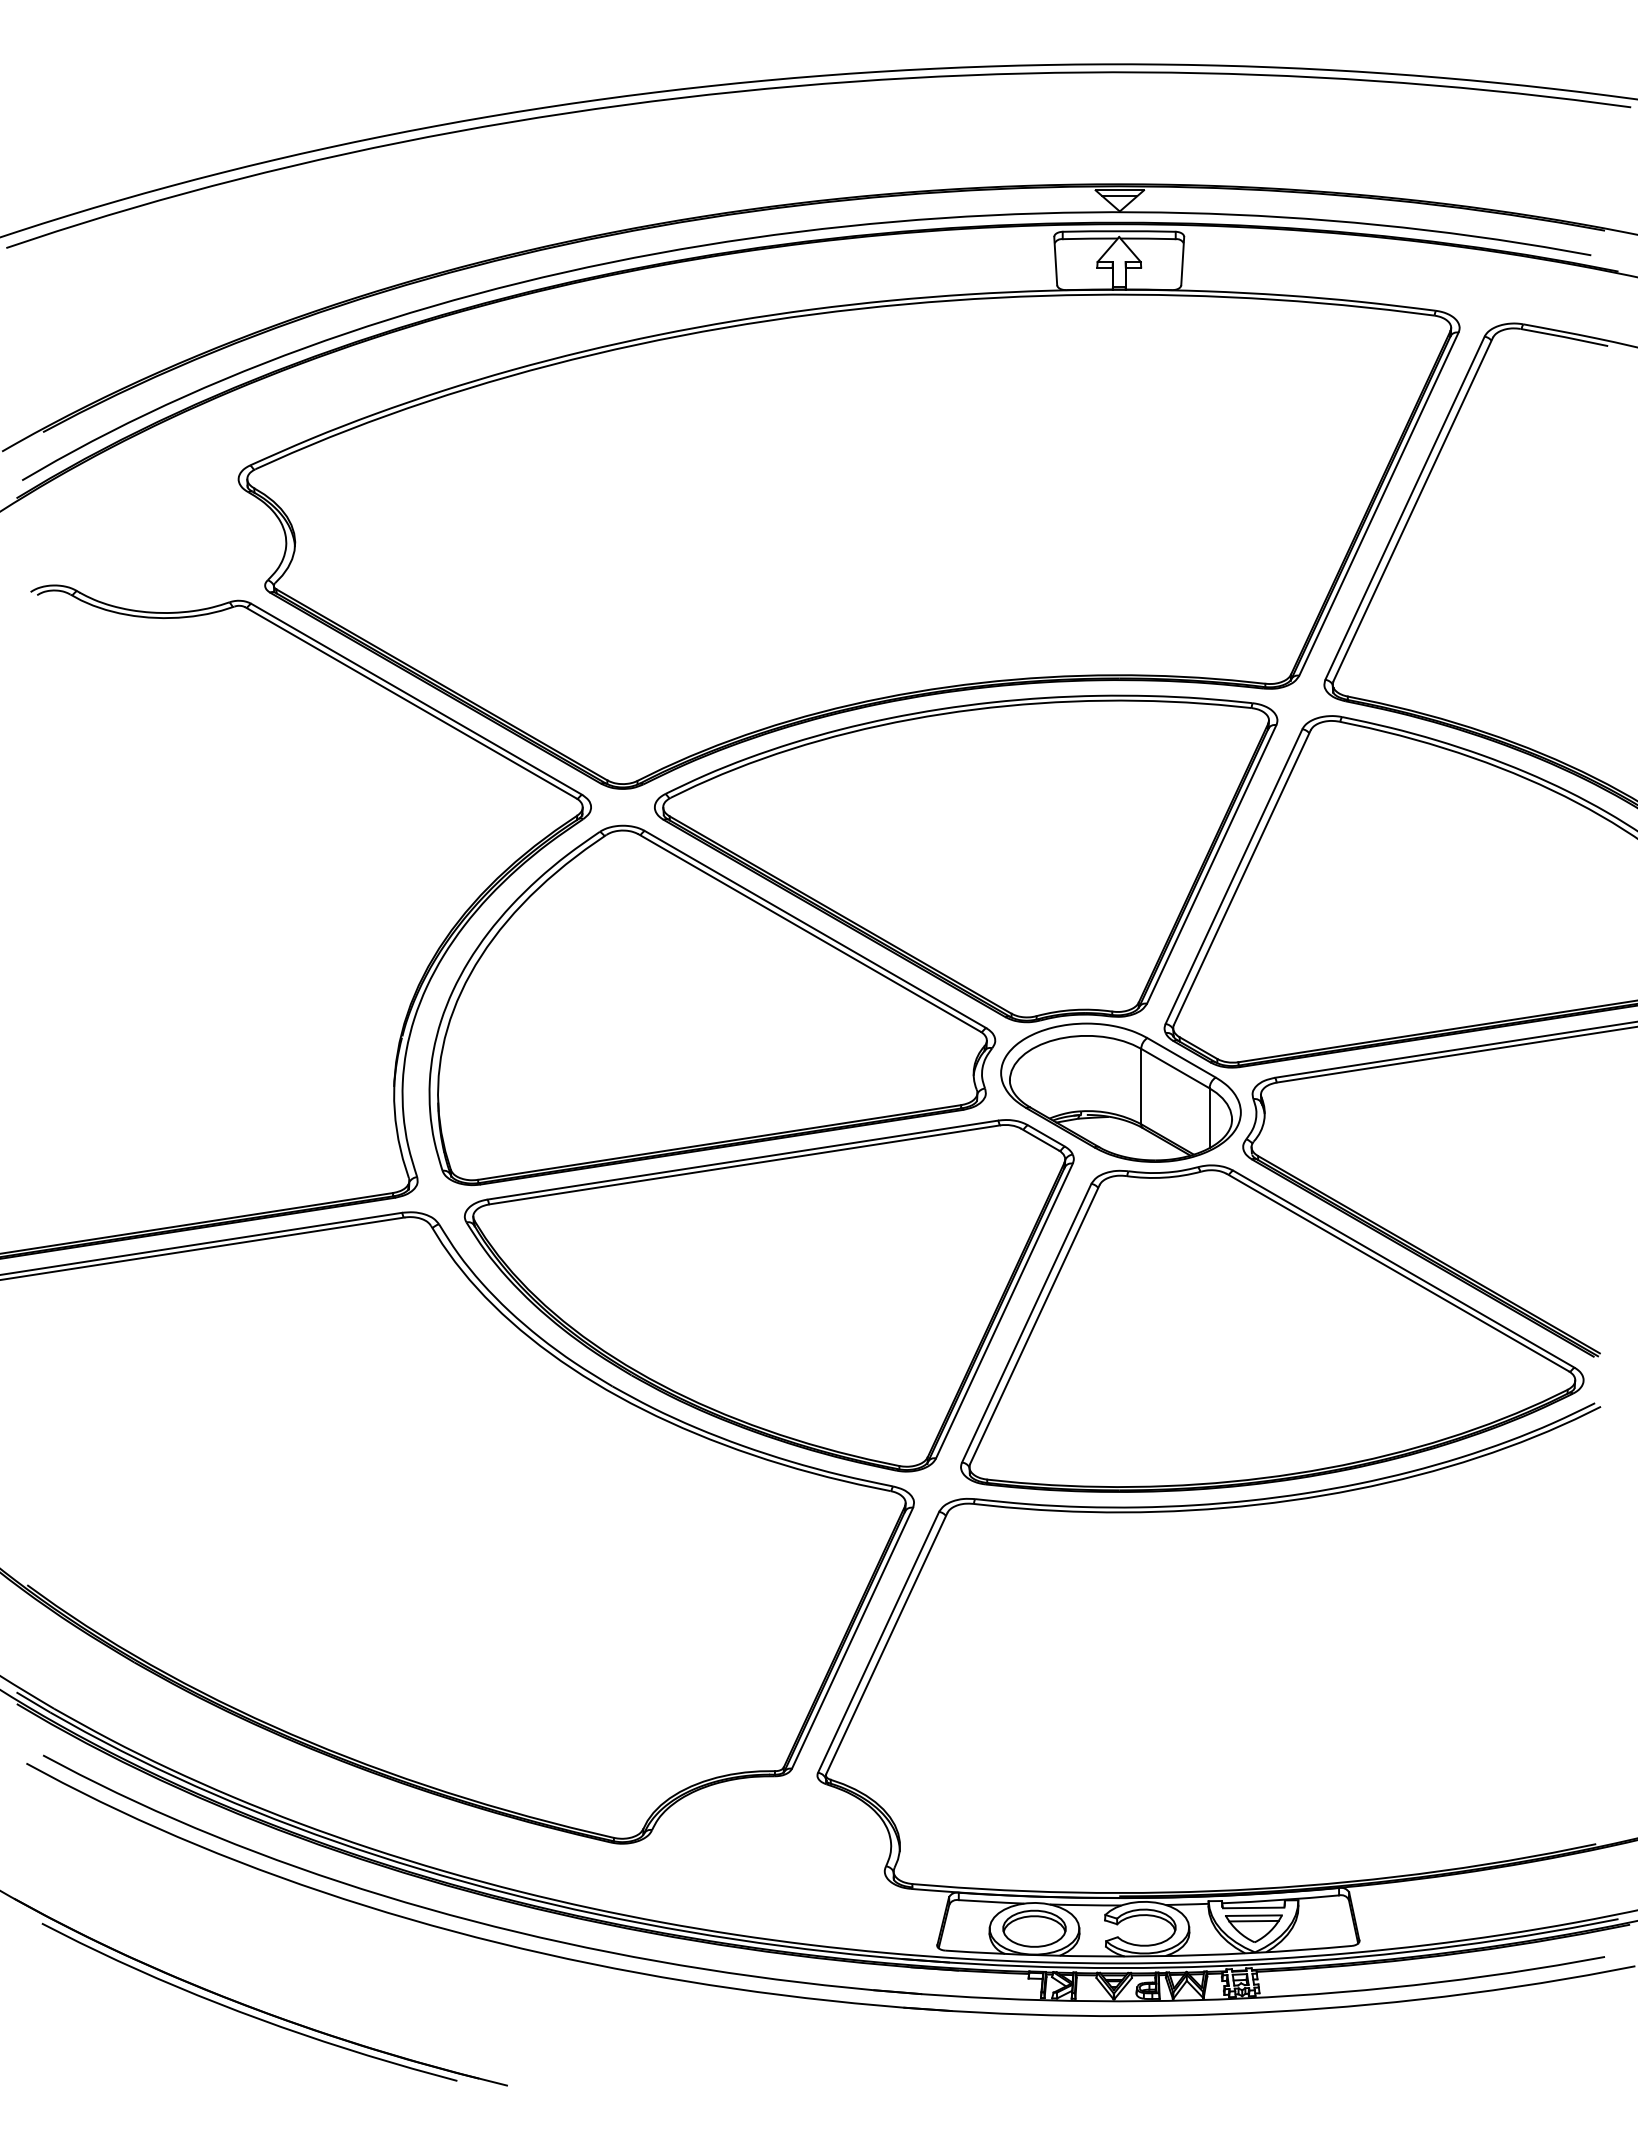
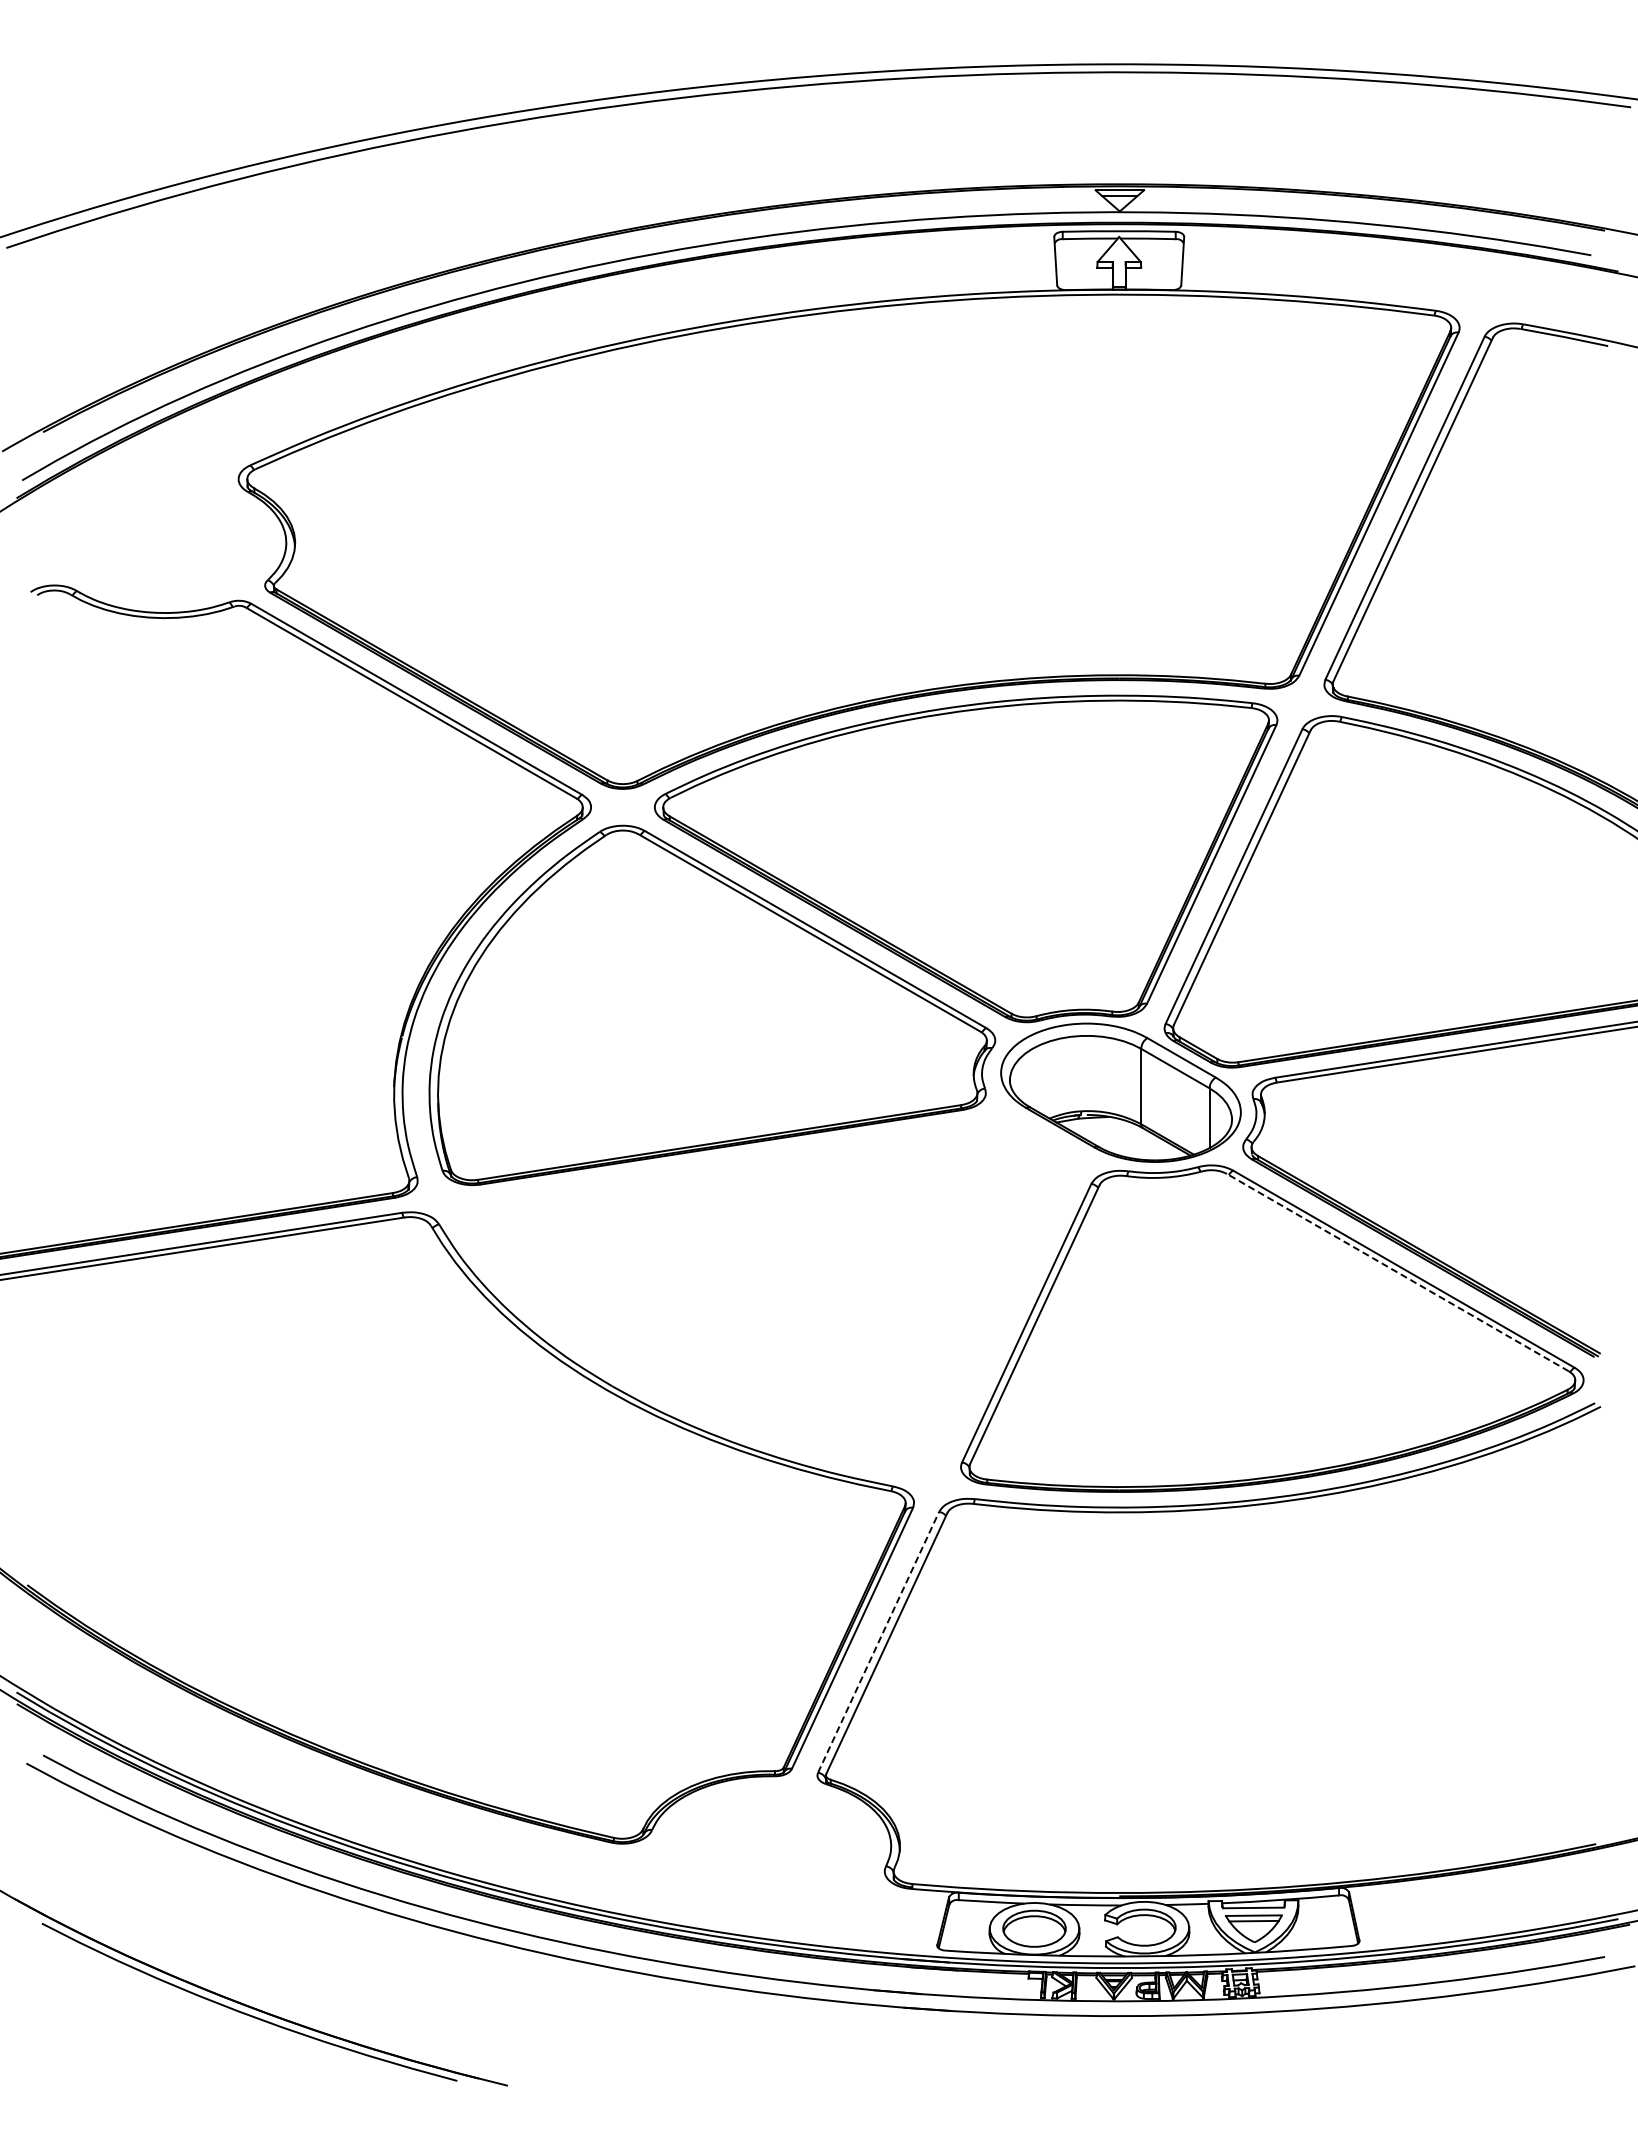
line: solid -> dashed (1397, 1272)
part: present -> none (769, 1295)
line: solid -> dashed (878, 1642)
